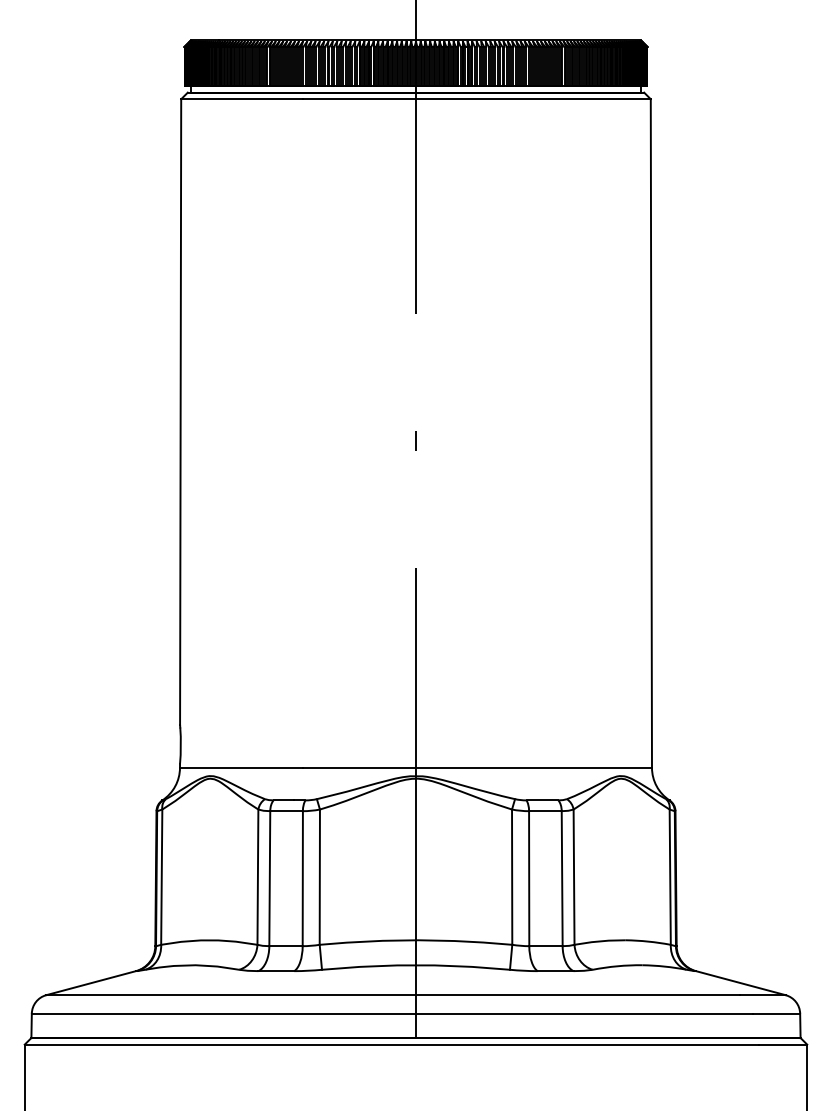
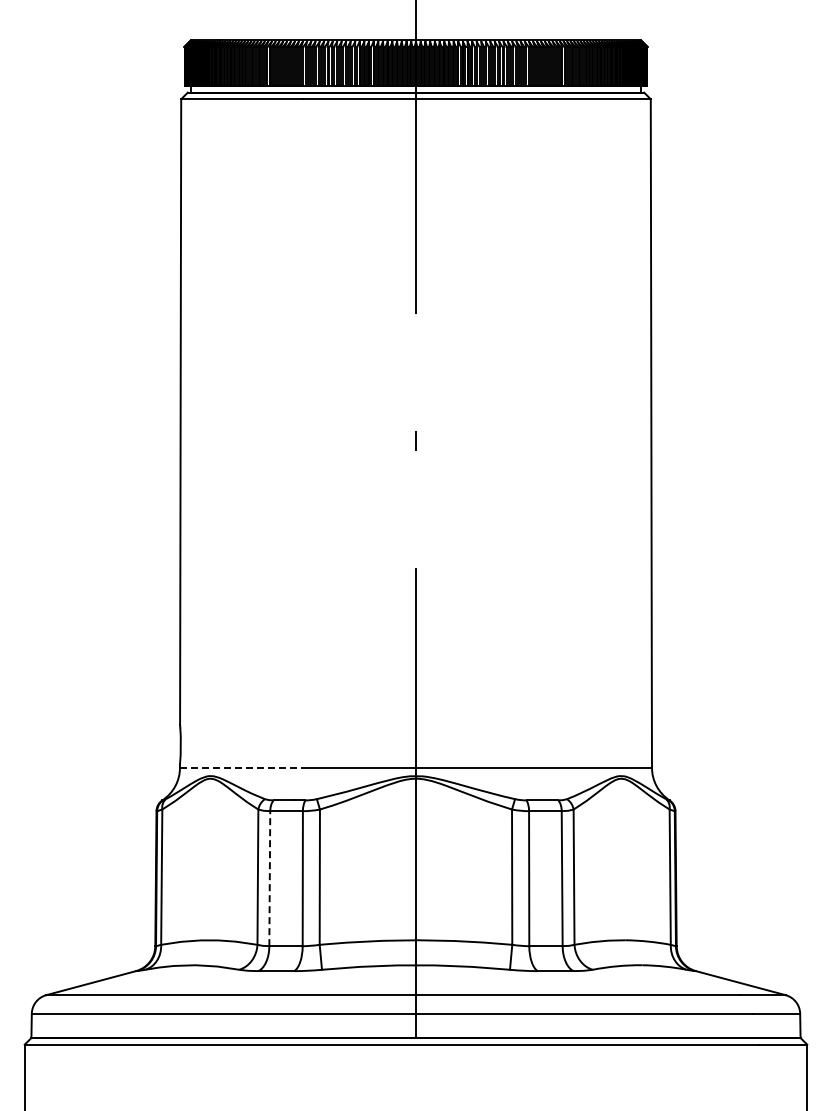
line: solid -> dashed (241, 767)
line: solid -> dashed (269, 878)
